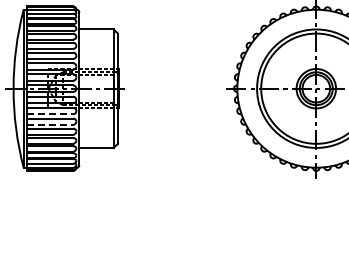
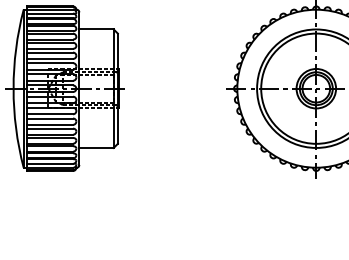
line: dashed -> solid (50, 114)
line: dashed -> solid (50, 124)
